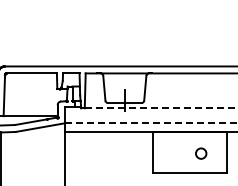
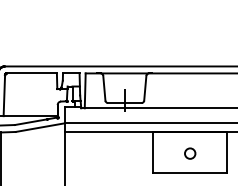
line: dashed -> solid (161, 108)
line: dashed -> solid (151, 123)
circle position: (201, 153) -> (190, 153) (190, 153)
